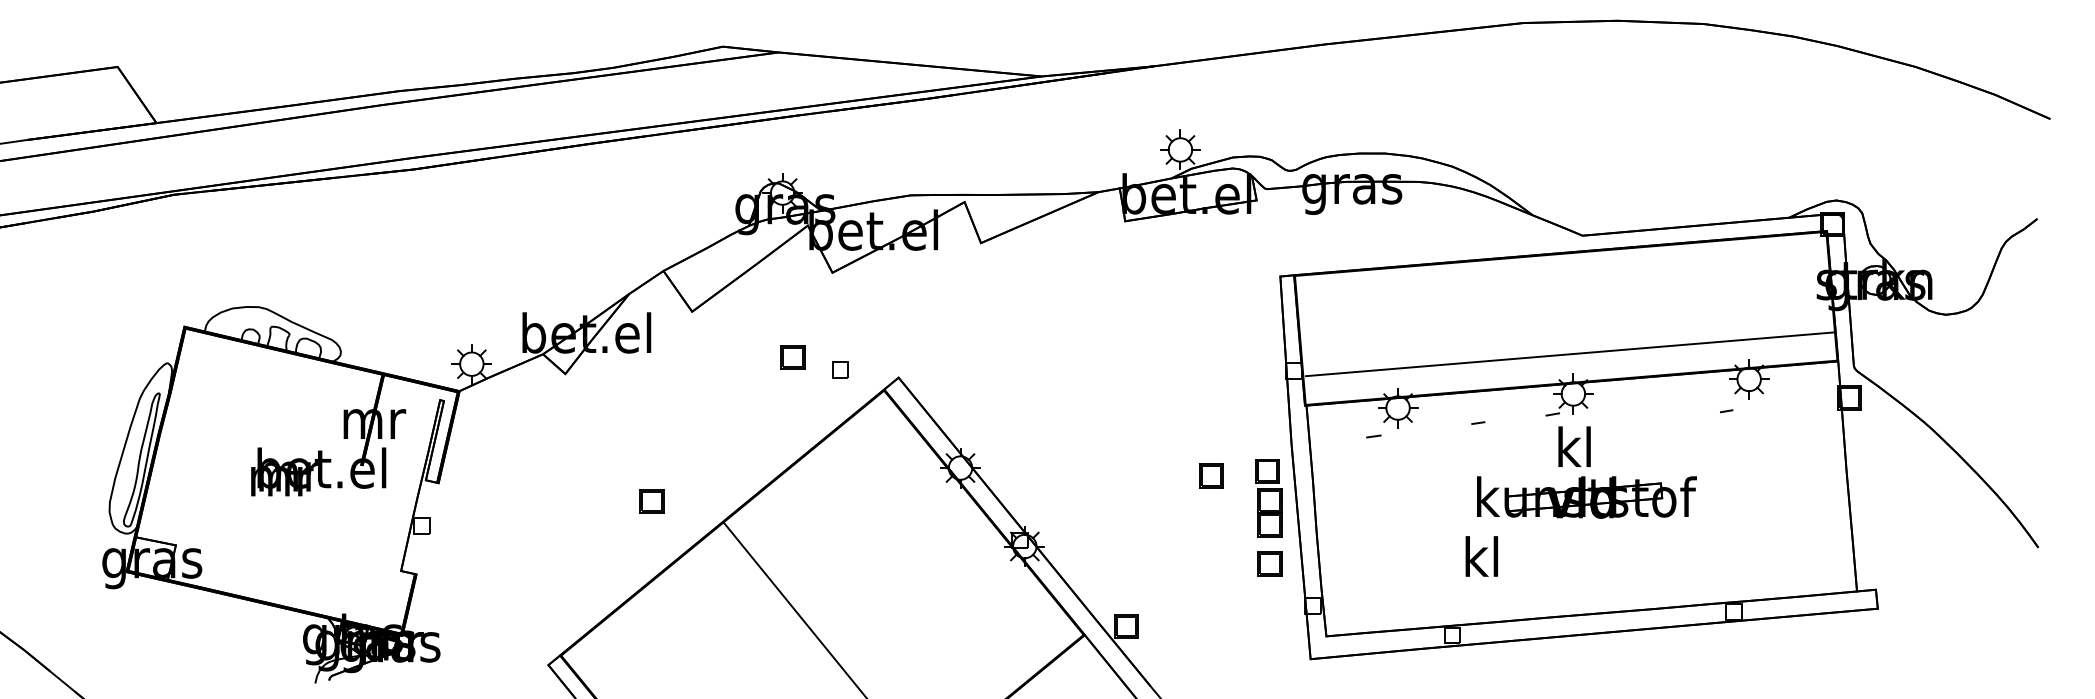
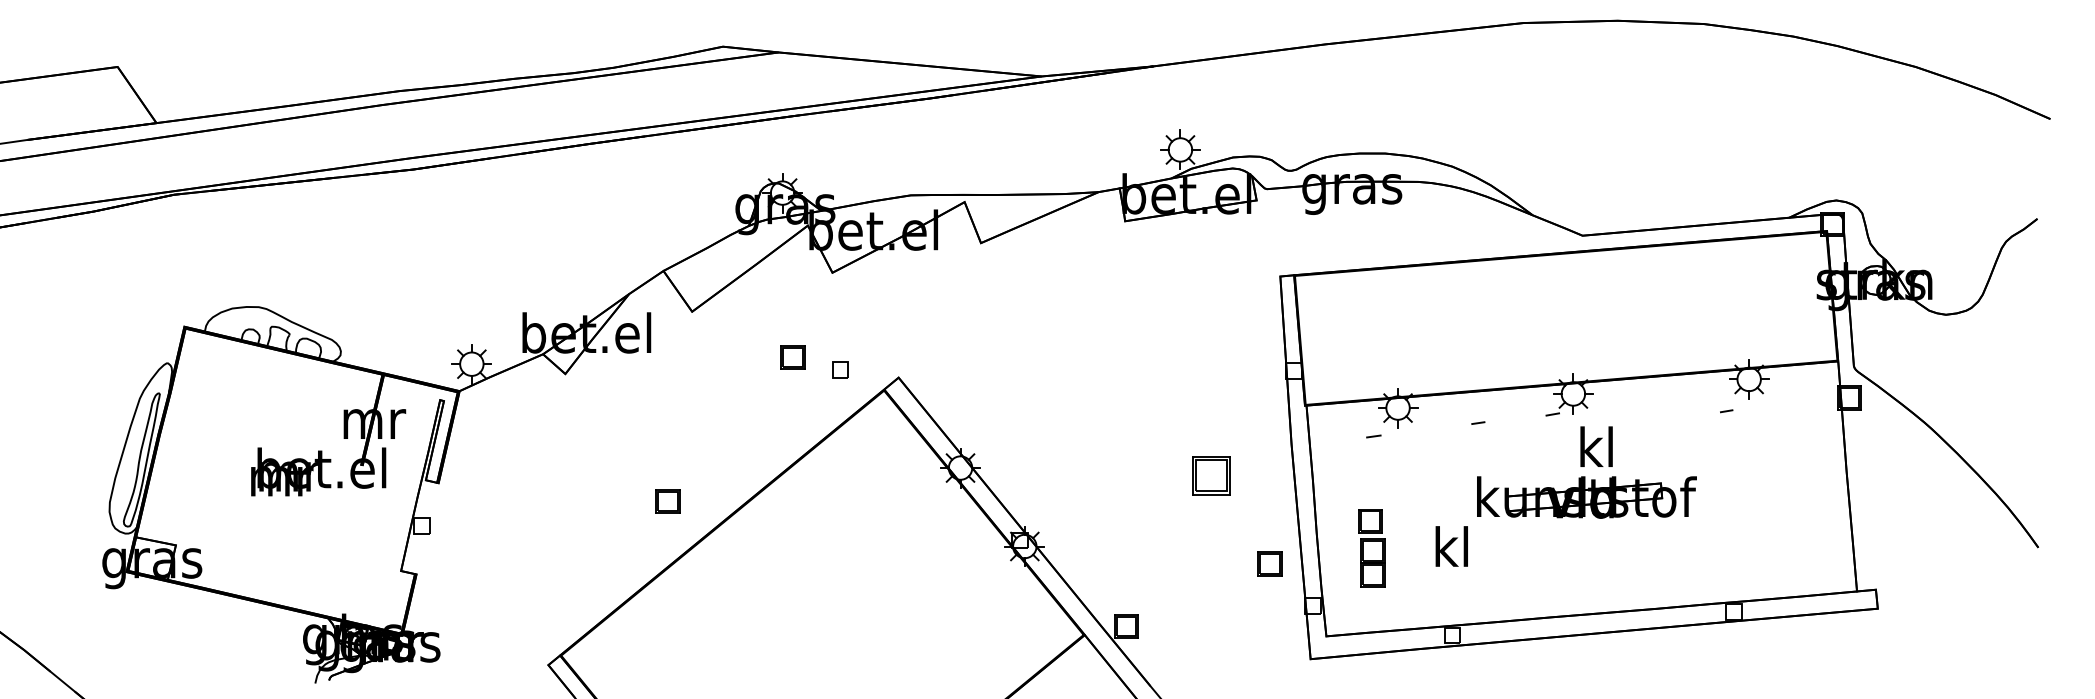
line: present -> none (1569, 354)
text position: (1574, 446) -> (1596, 446) (1596, 446)
part size: 25x26 px -> 39x40 px (1211, 475)
part position: (1268, 498) -> (1371, 548) (1371, 548)
part position: (651, 501) -> (667, 501) (667, 501)
text position: (1481, 556) -> (1451, 546) (1451, 546)
line: present -> none (794, 609)
